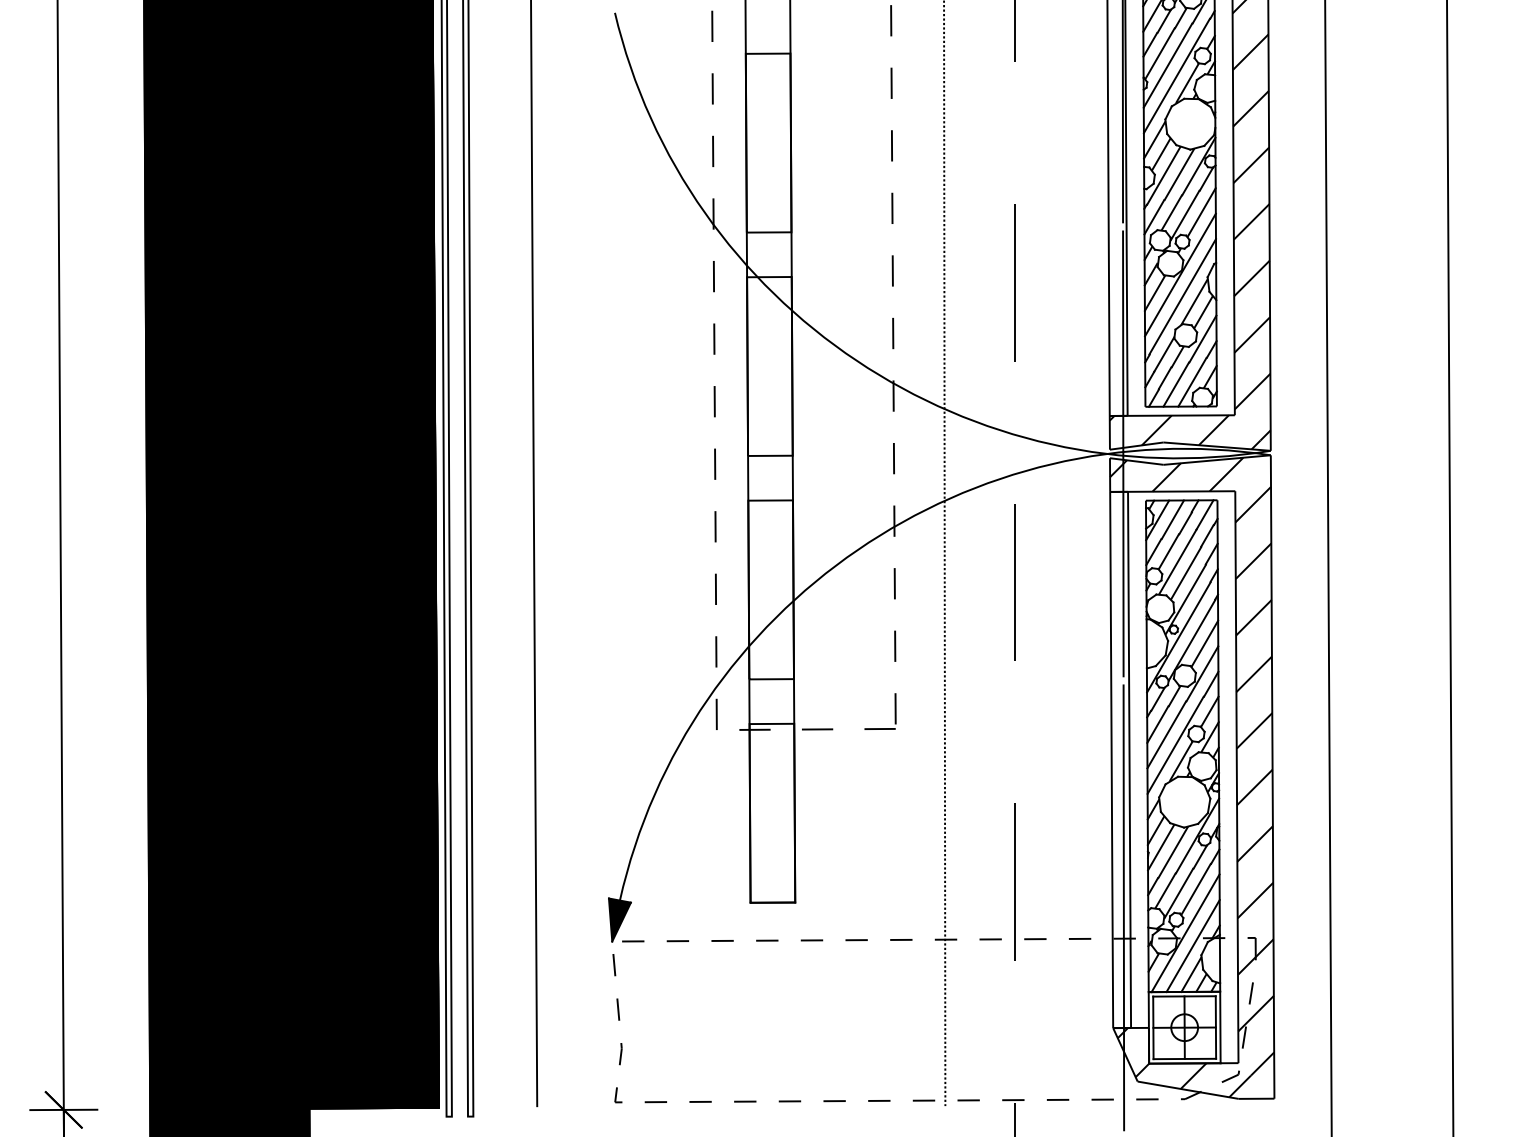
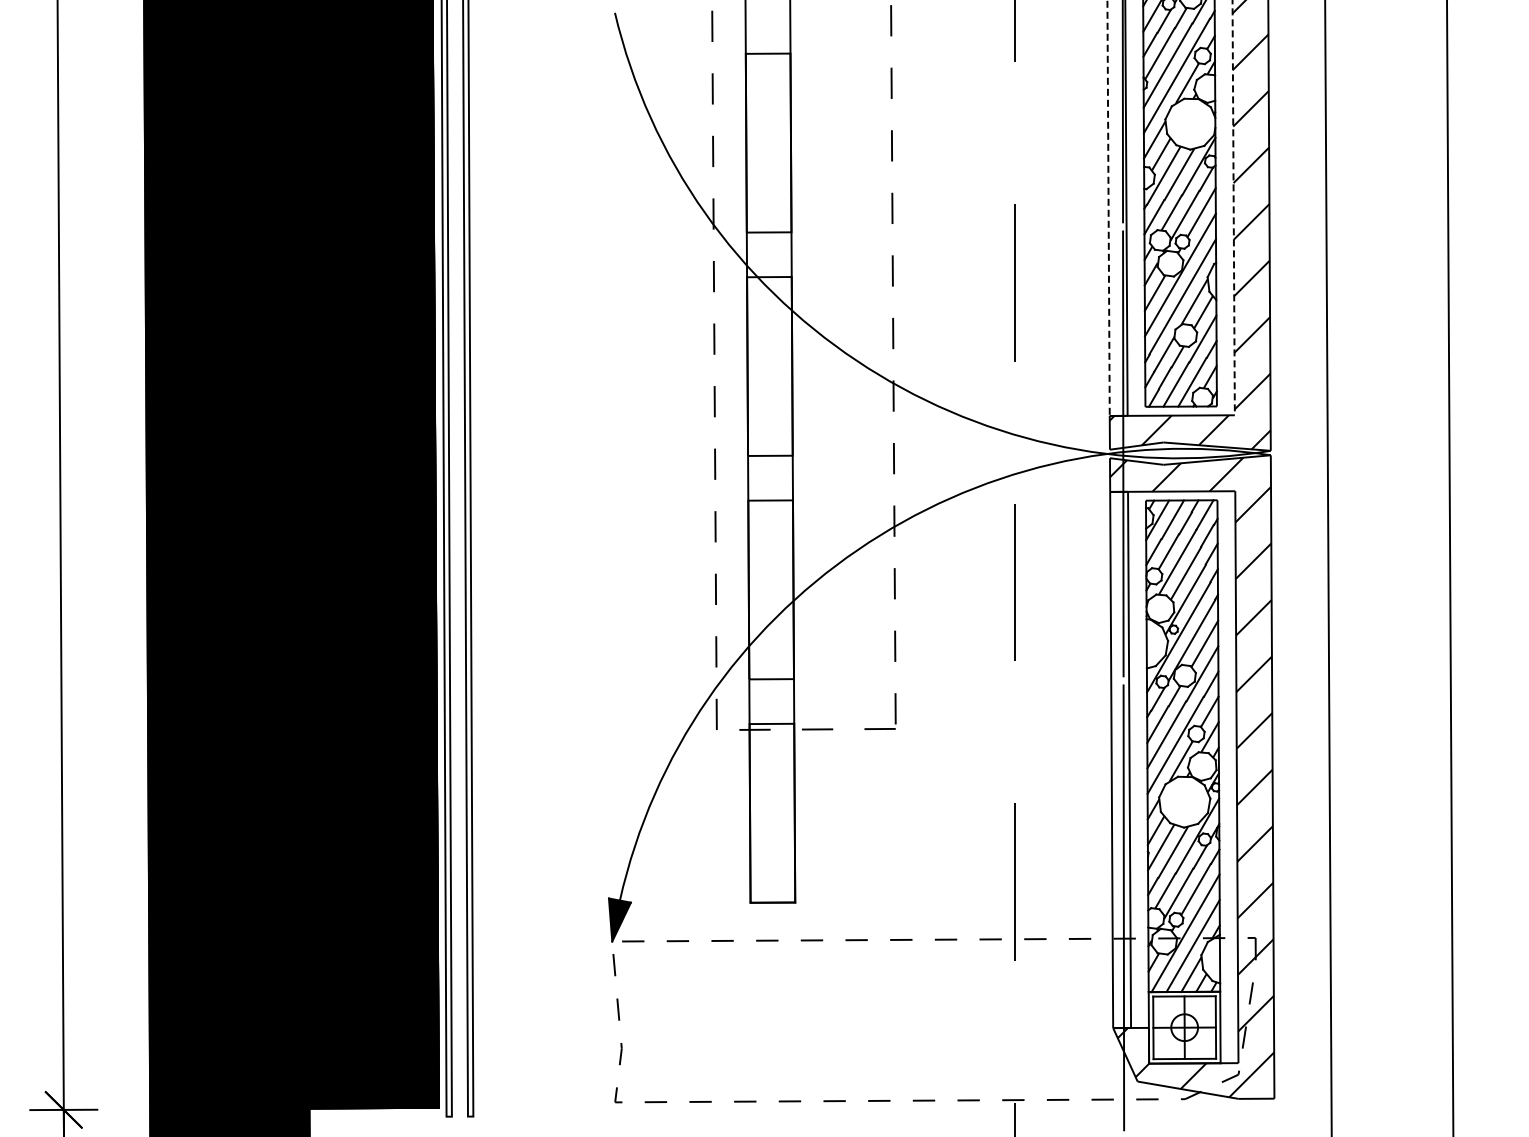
line: solid -> dashed (1108, 208)
line: solid -> dashed (1233, 208)
line: present -> none (534, 554)
line: present -> none (944, 554)
